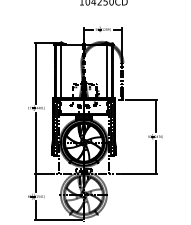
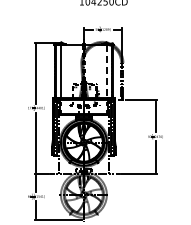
line: solid -> dashed (106, 72)
